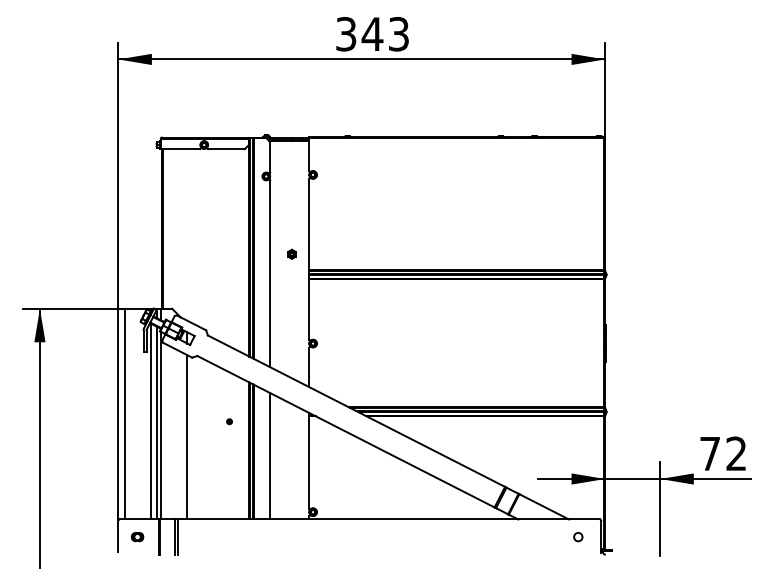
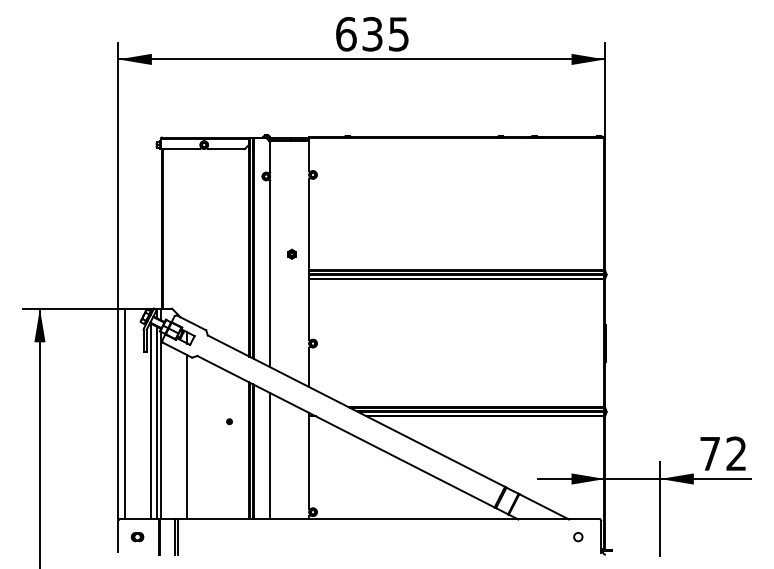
text: 343 -> 635 (372, 34)
